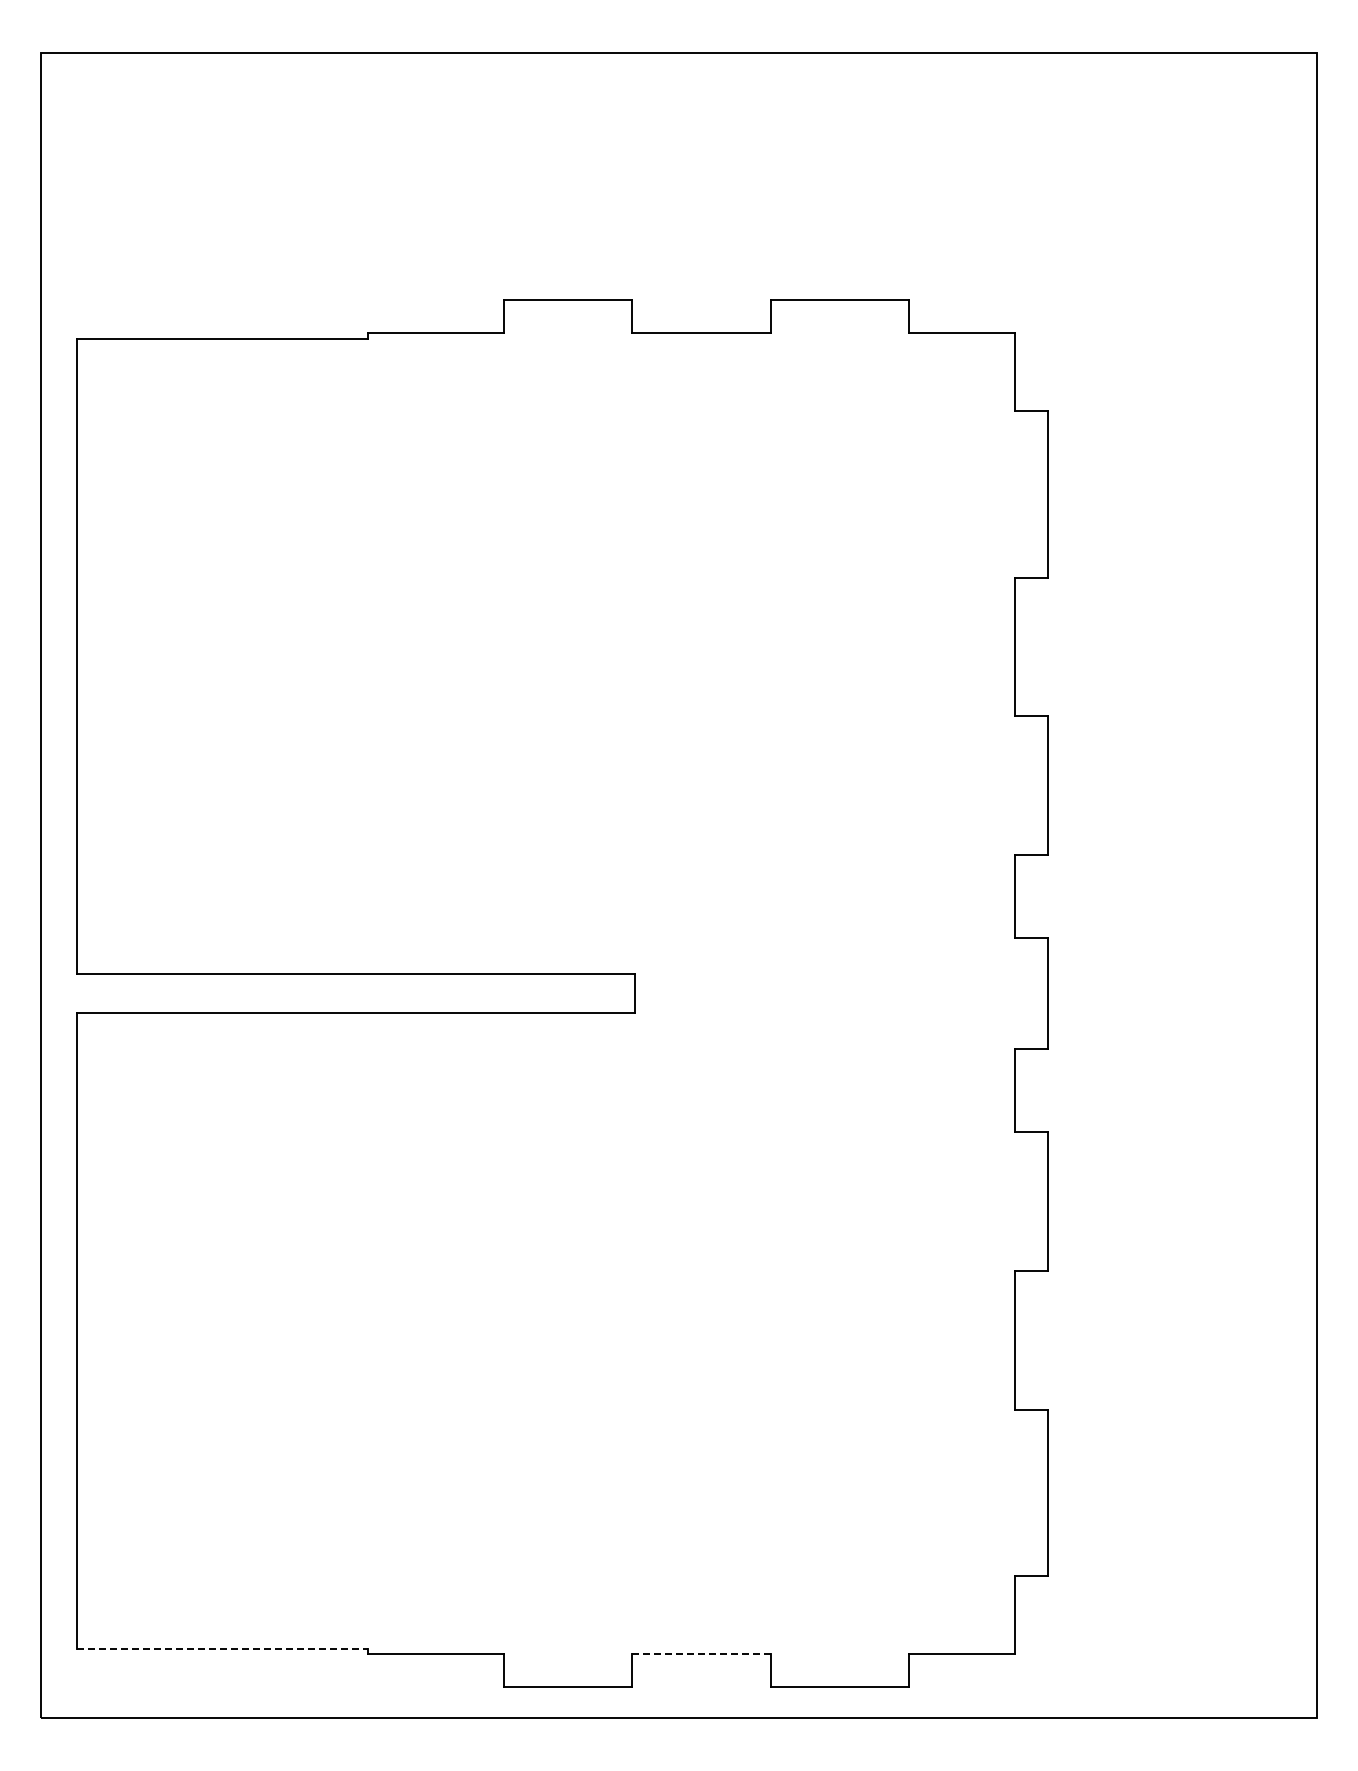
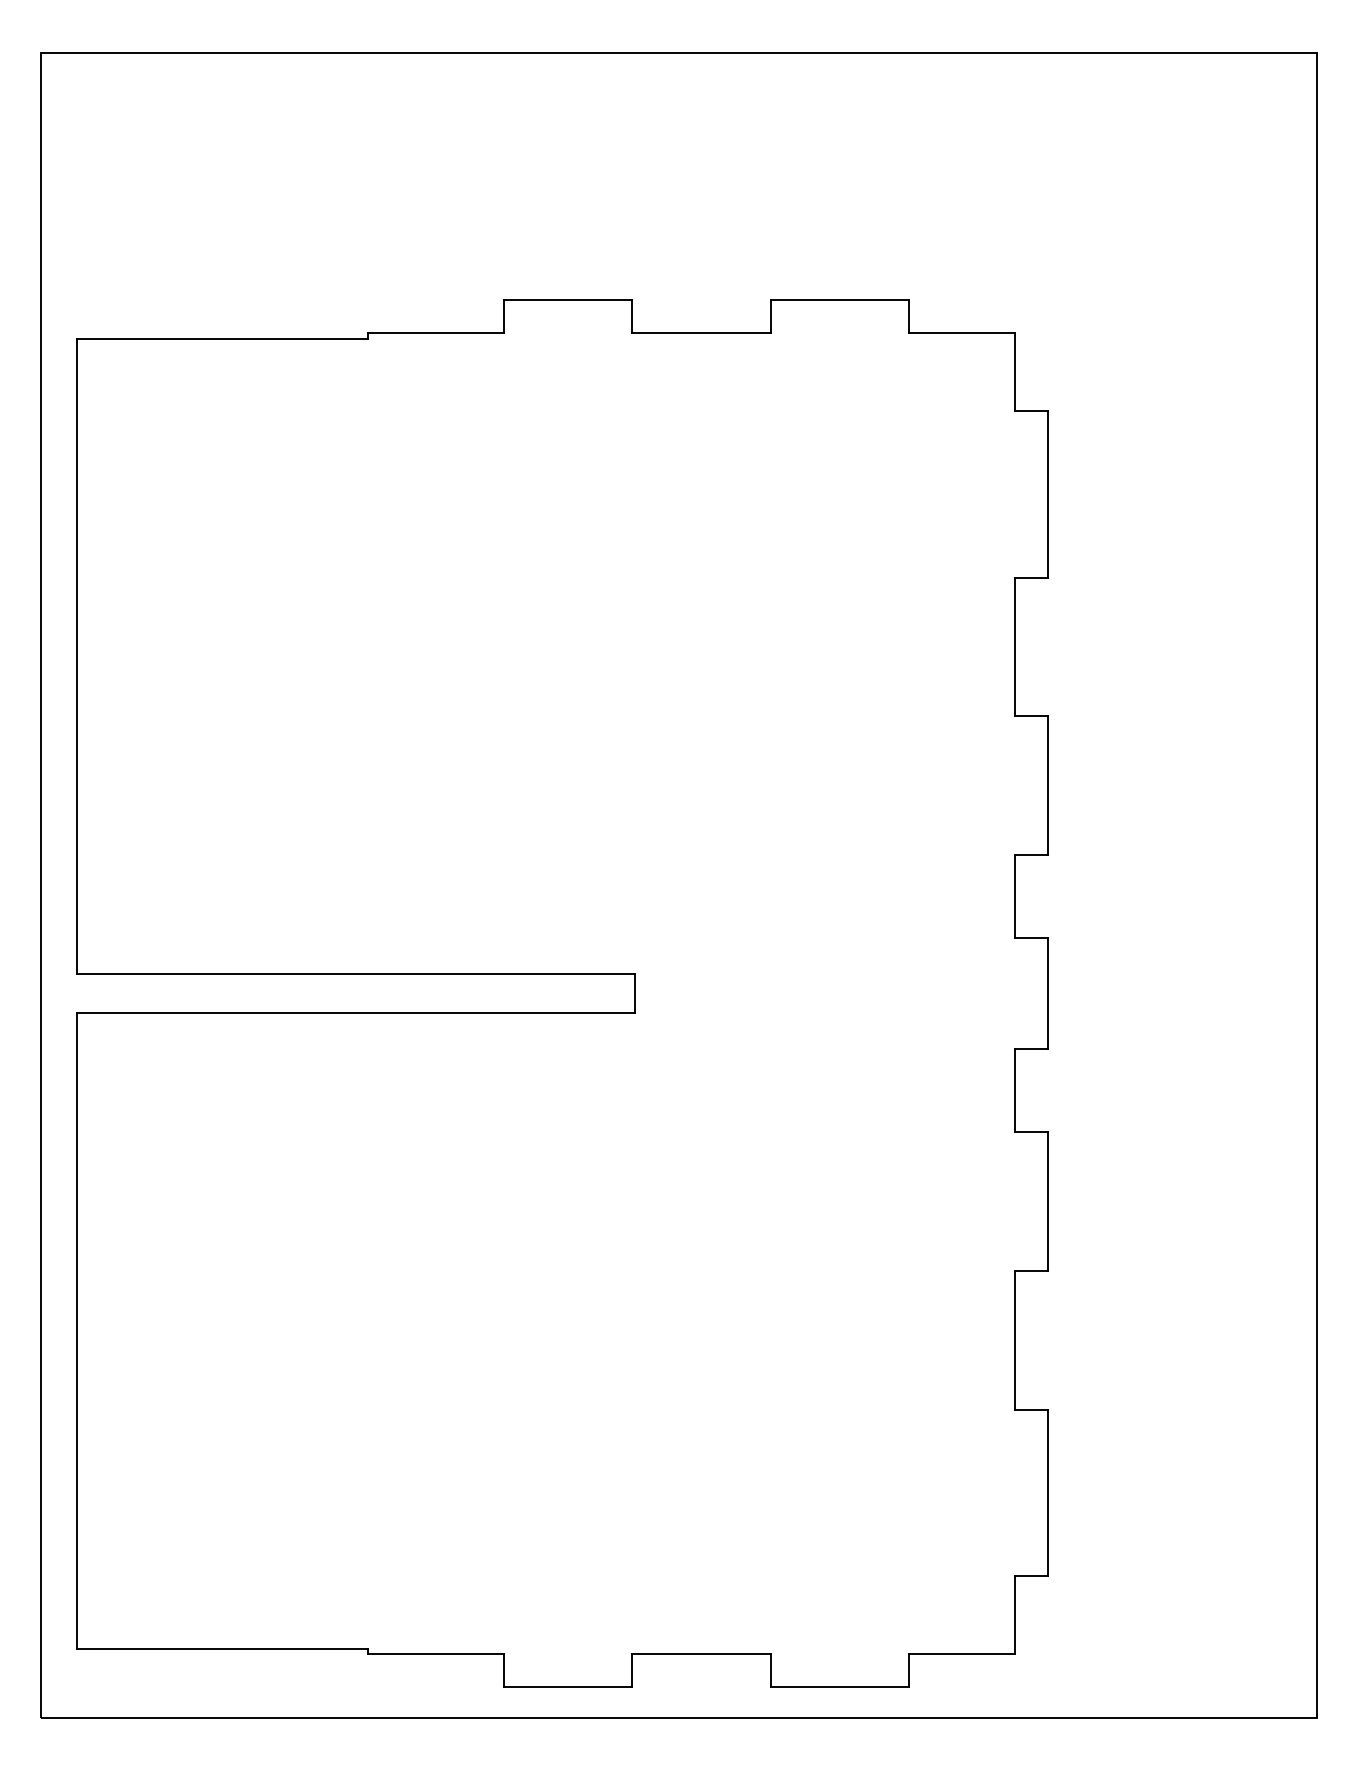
line: dashed -> solid (222, 1648)
line: dashed -> solid (701, 1654)
